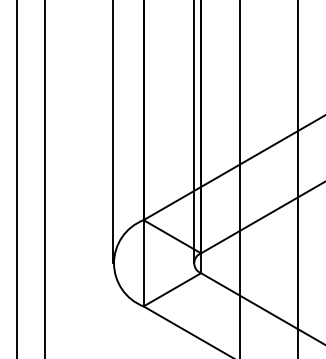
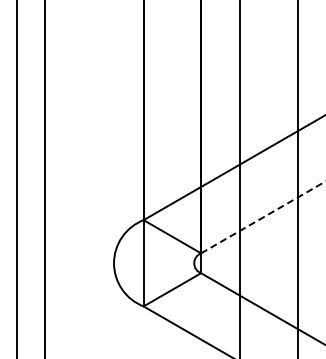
line: present -> none (112, 132)
line: present -> none (193, 132)
line: solid -> dashed (263, 217)
